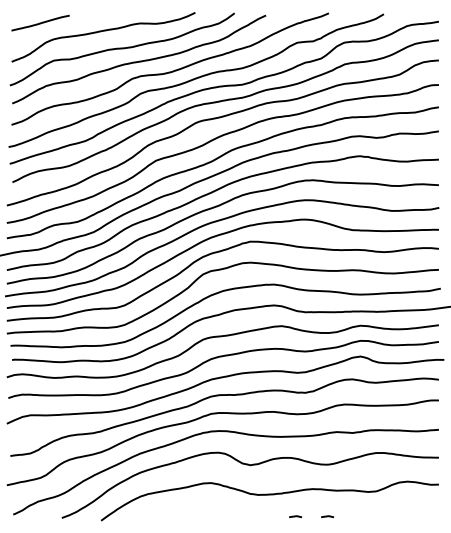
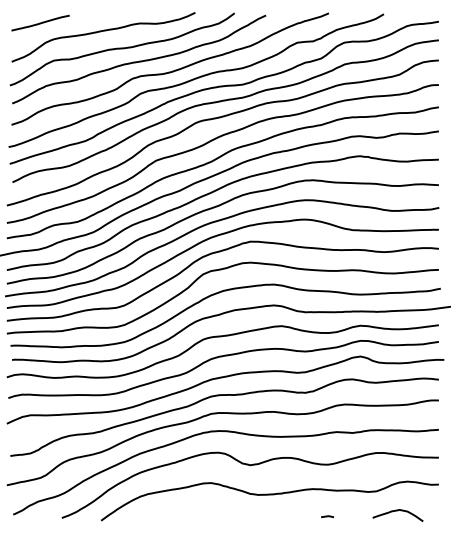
curve: none -> present (397, 511)
line: present -> none (295, 516)
